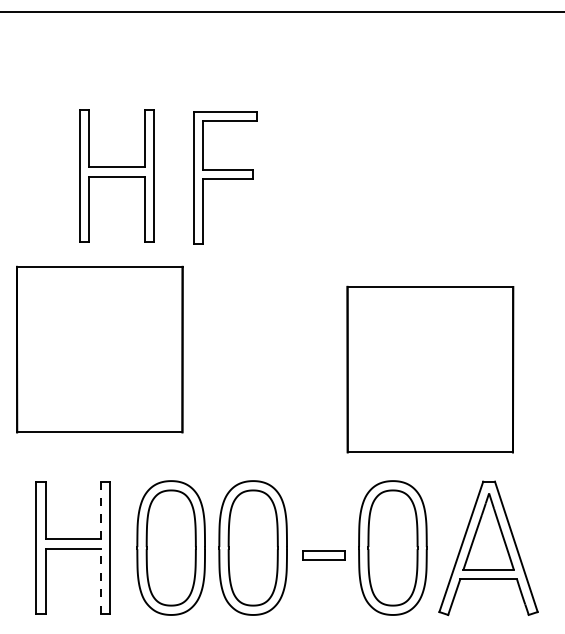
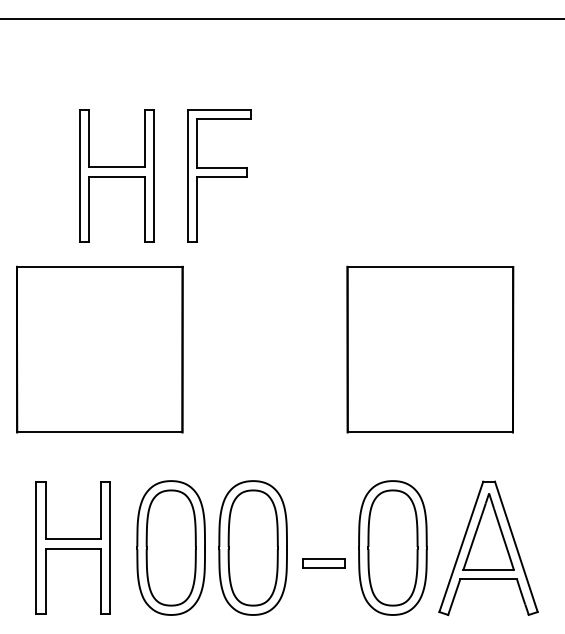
line position: (281, 12) -> (281, 19) (281, 19)
part position: (225, 177) -> (219, 175) (219, 175)
part position: (430, 369) -> (430, 349) (430, 349)
line: dashed -> solid (101, 510)
part position: (323, 555) -> (323, 563) (323, 563)
line: dashed -> solid (101, 581)
